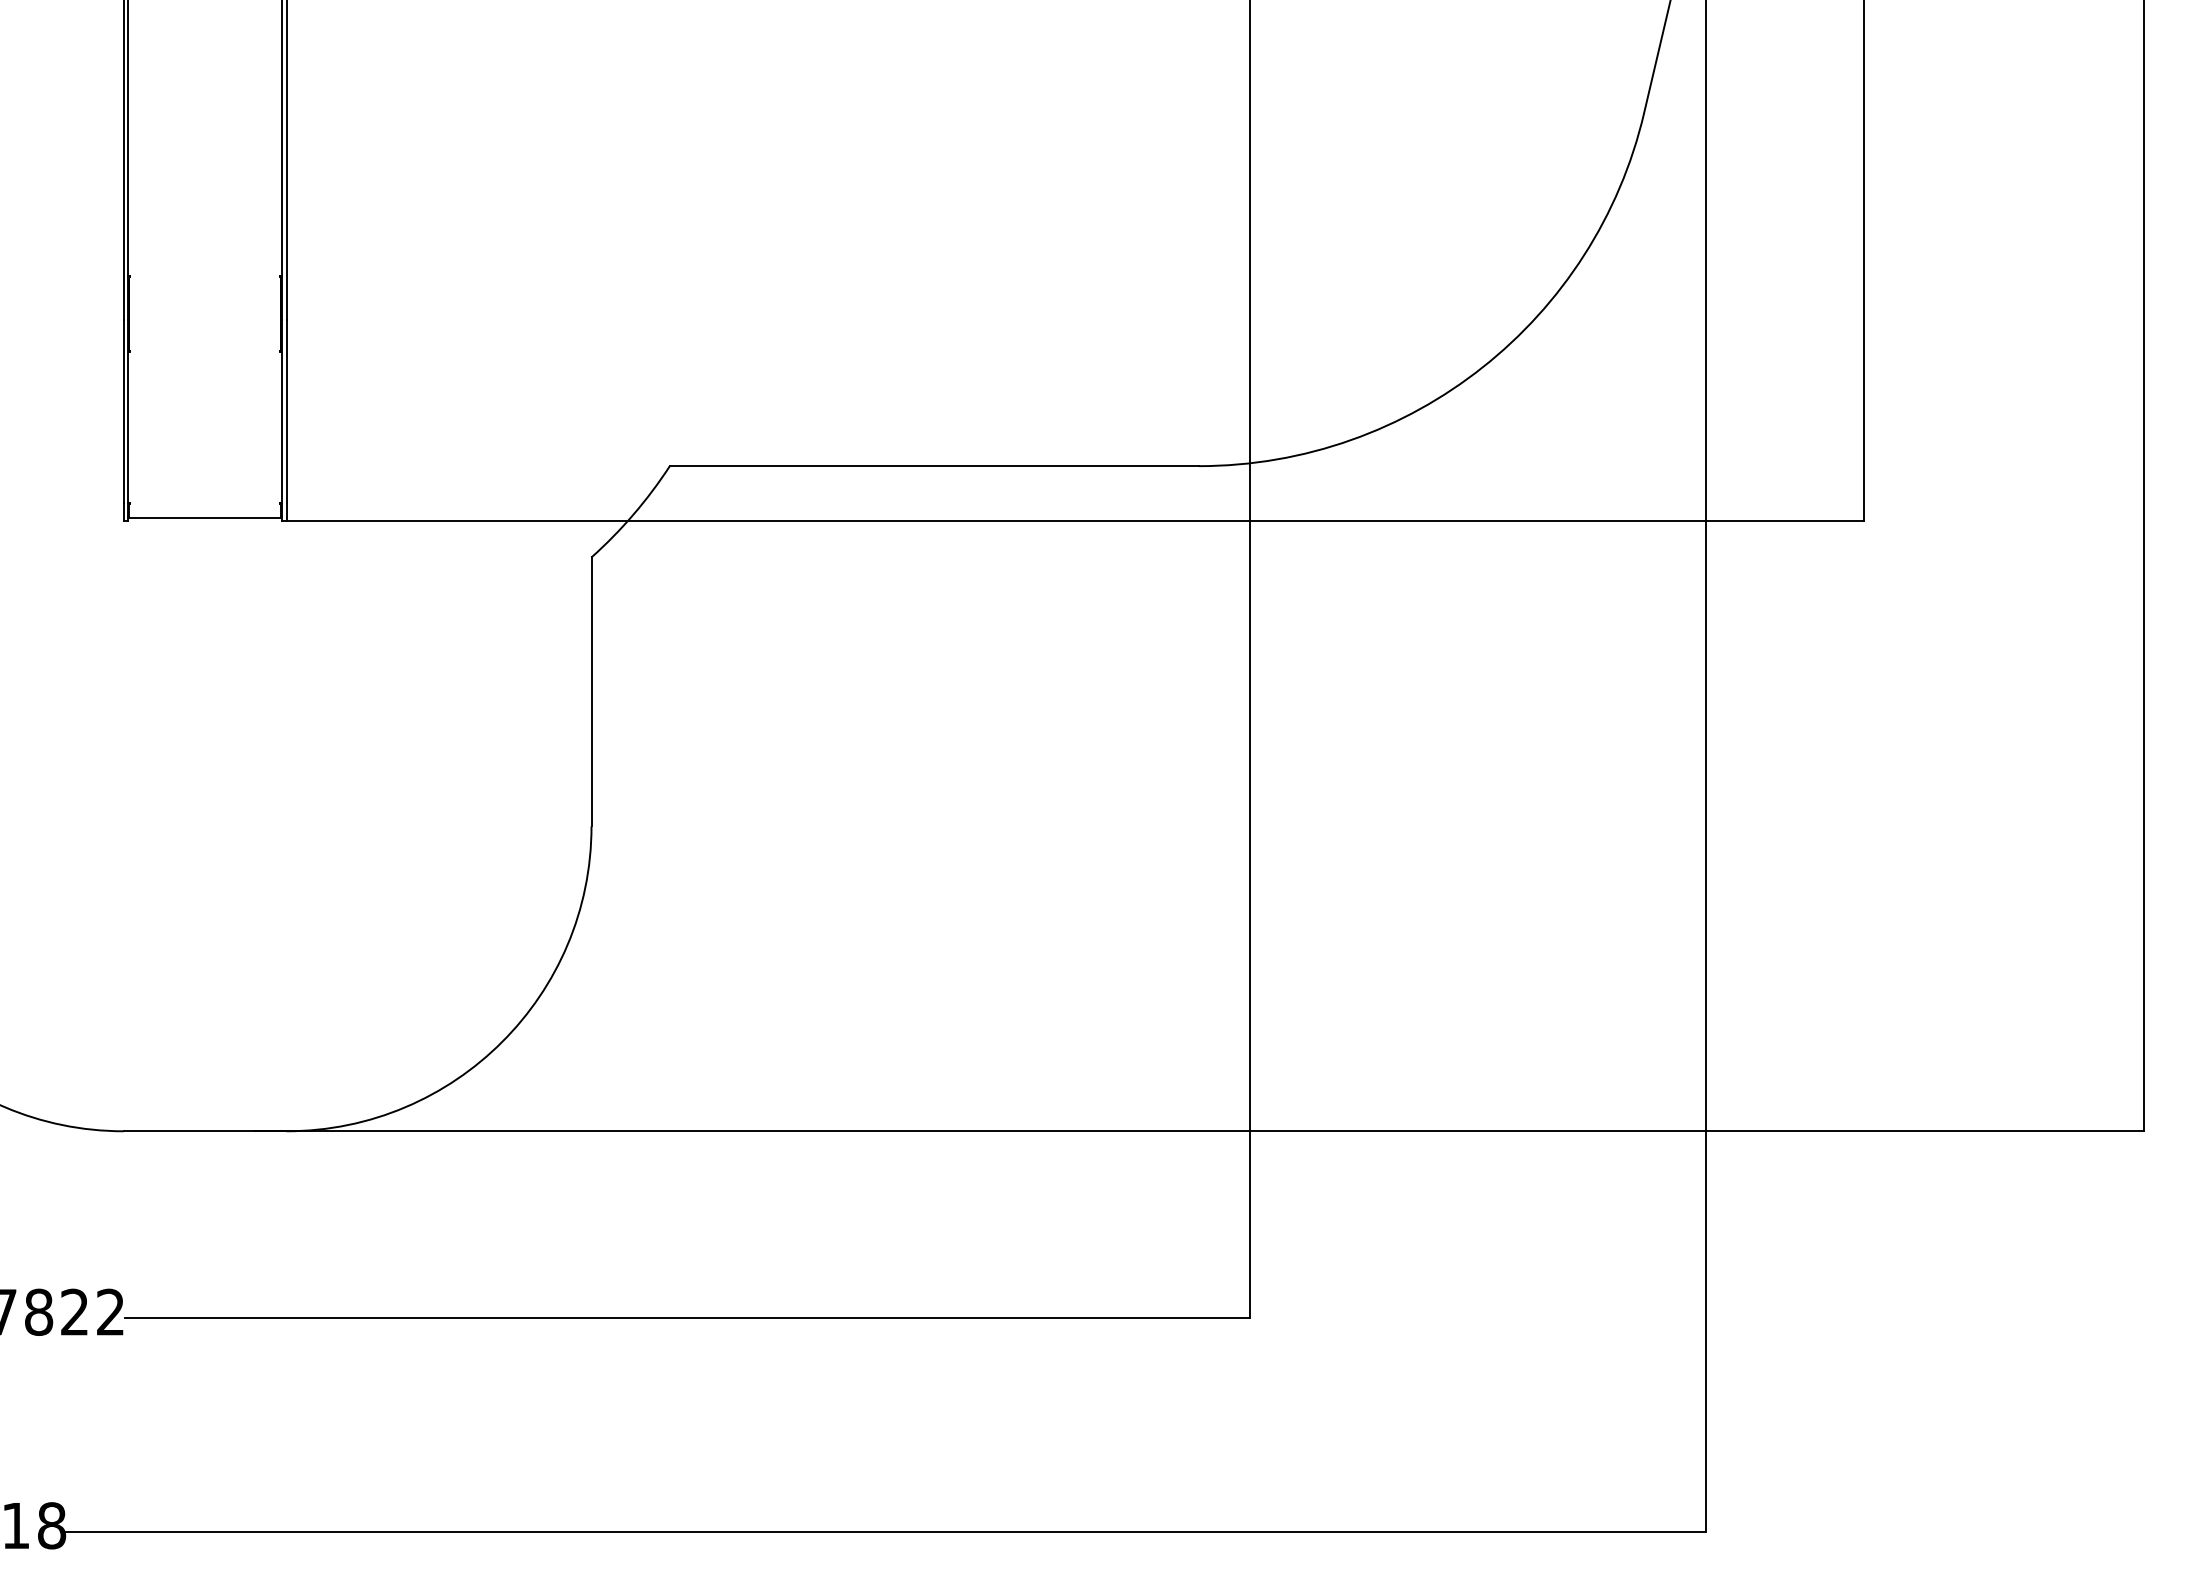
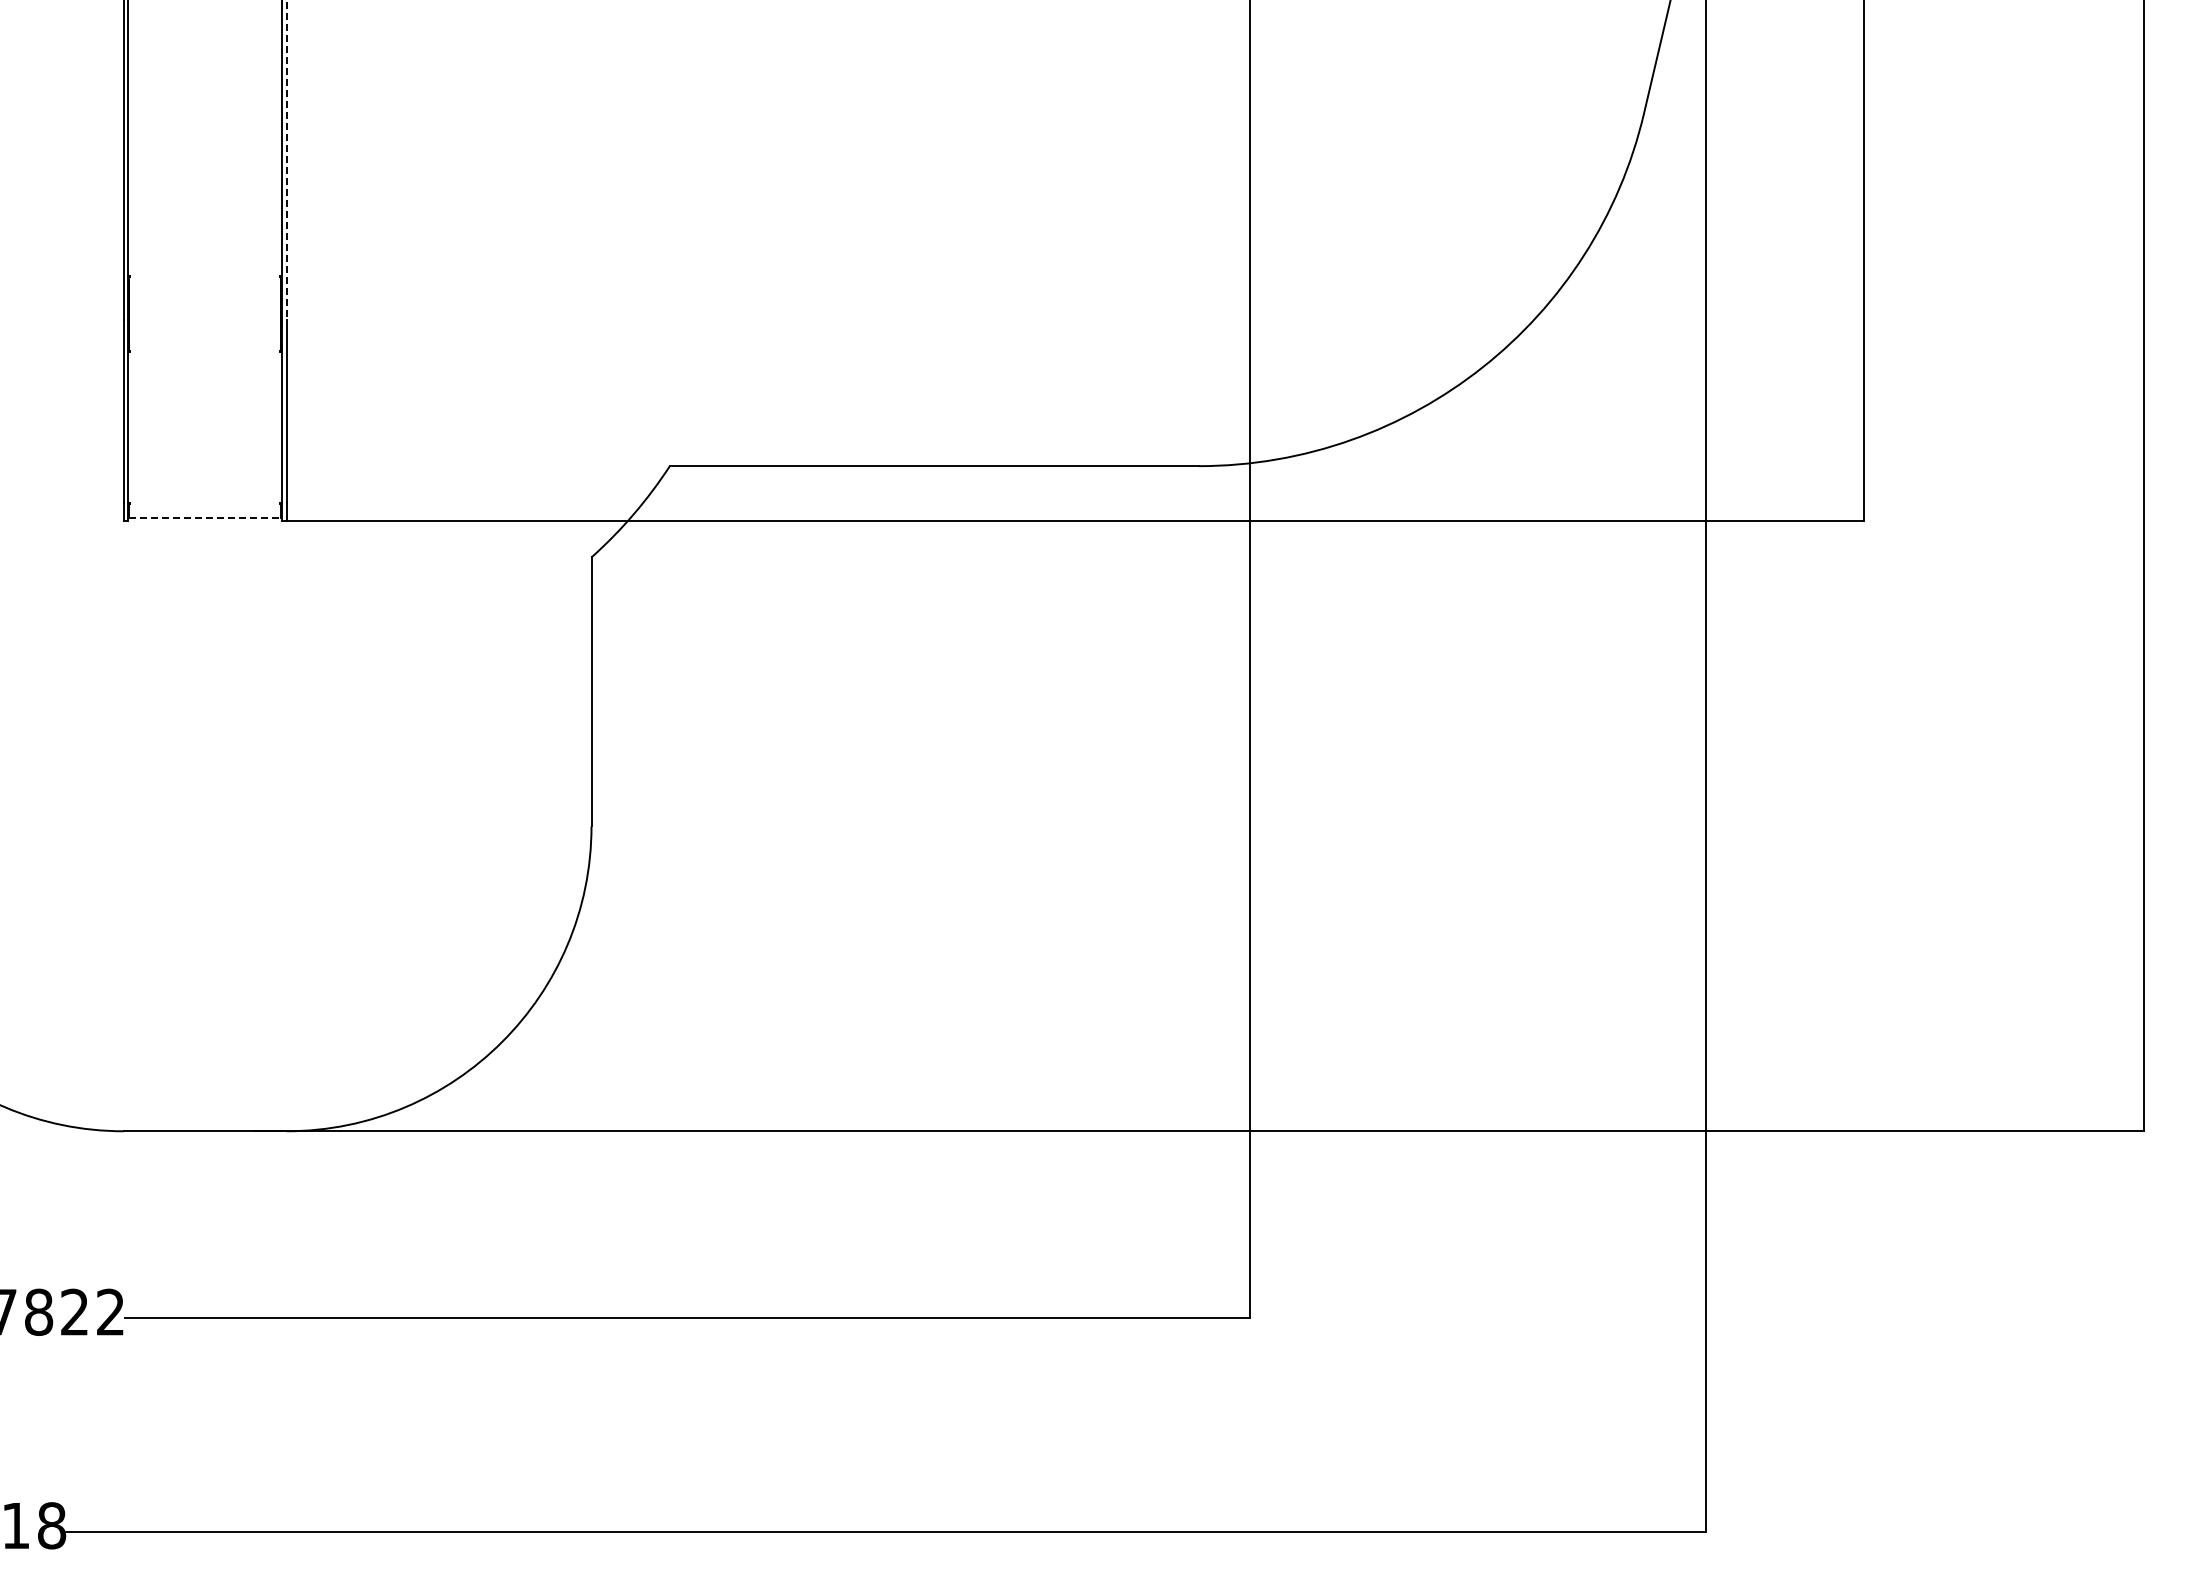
line: solid -> dashed (286, 159)
line: solid -> dashed (205, 517)
